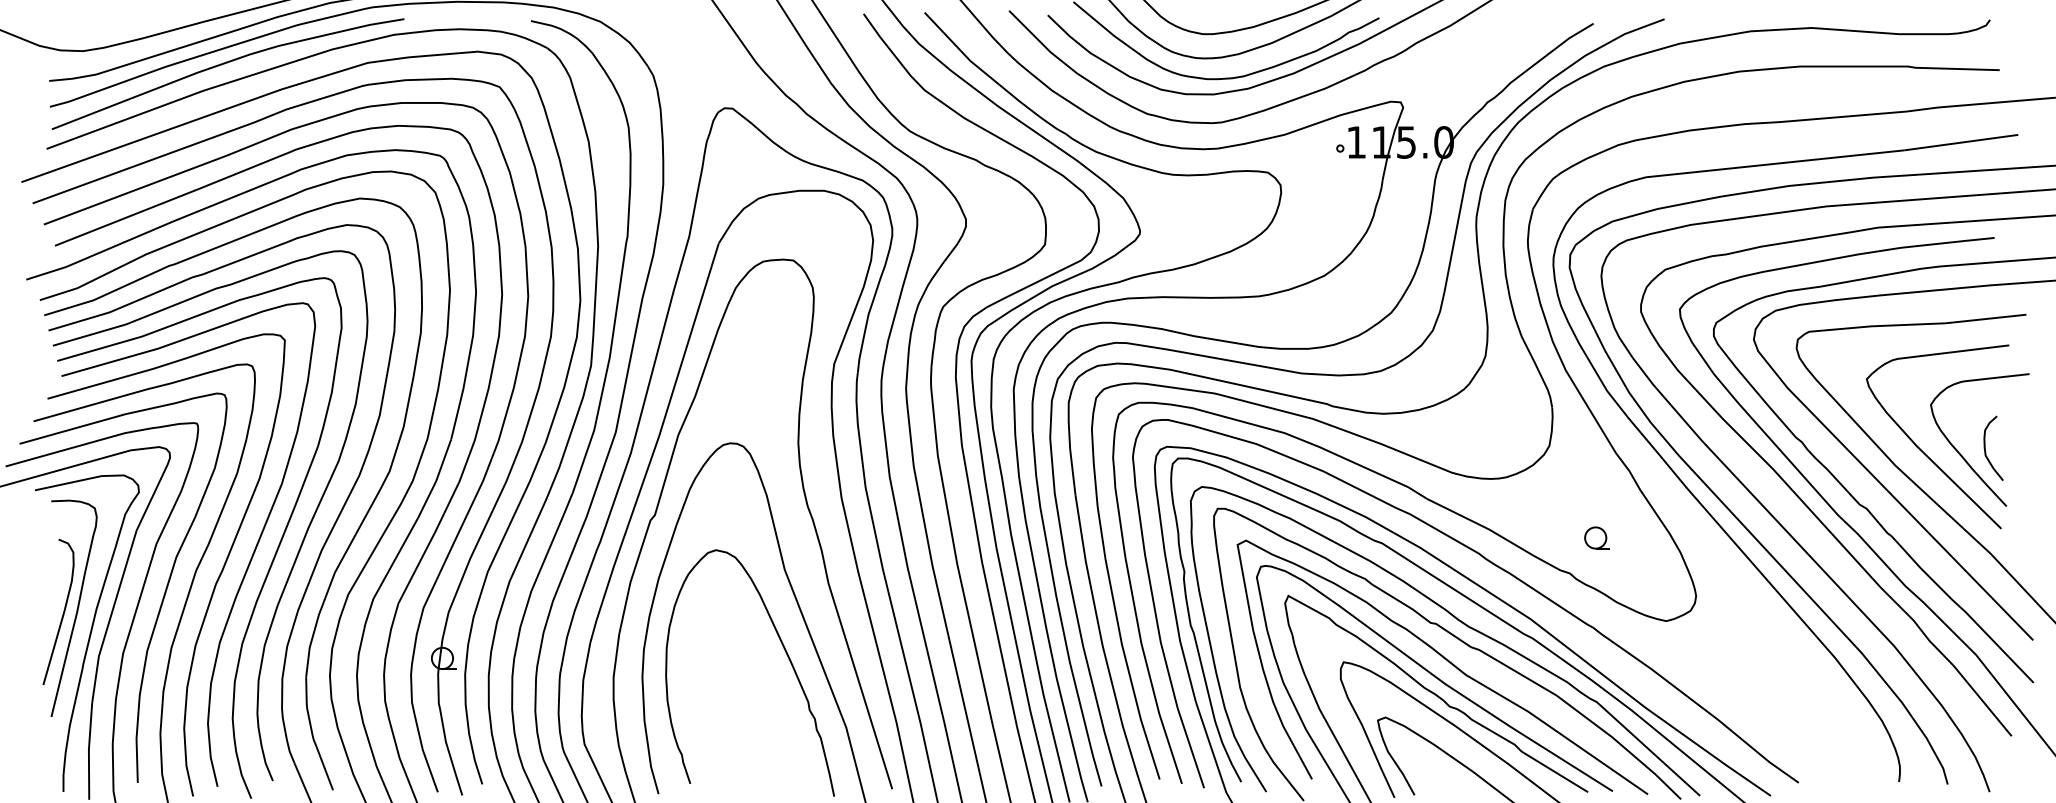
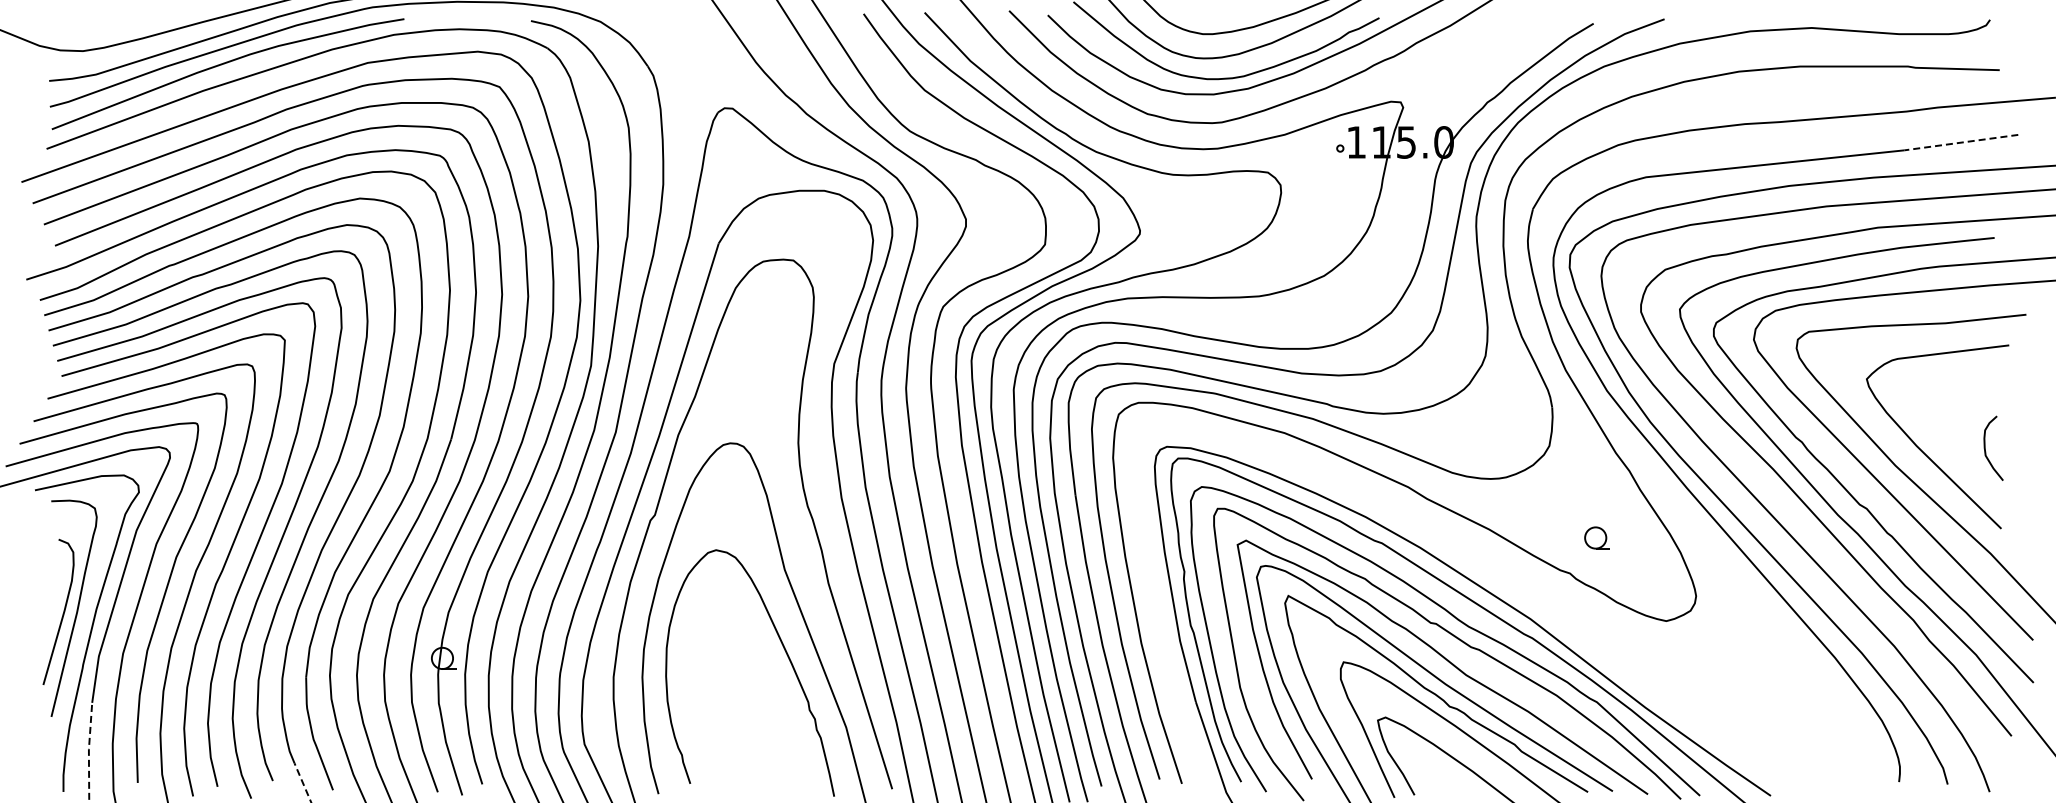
line: solid -> dashed (1961, 142)
curve: present -> none (1962, 455)
curve: present -> none (1487, 561)
line: solid -> dashed (88, 749)
line: solid -> dashed (302, 782)
